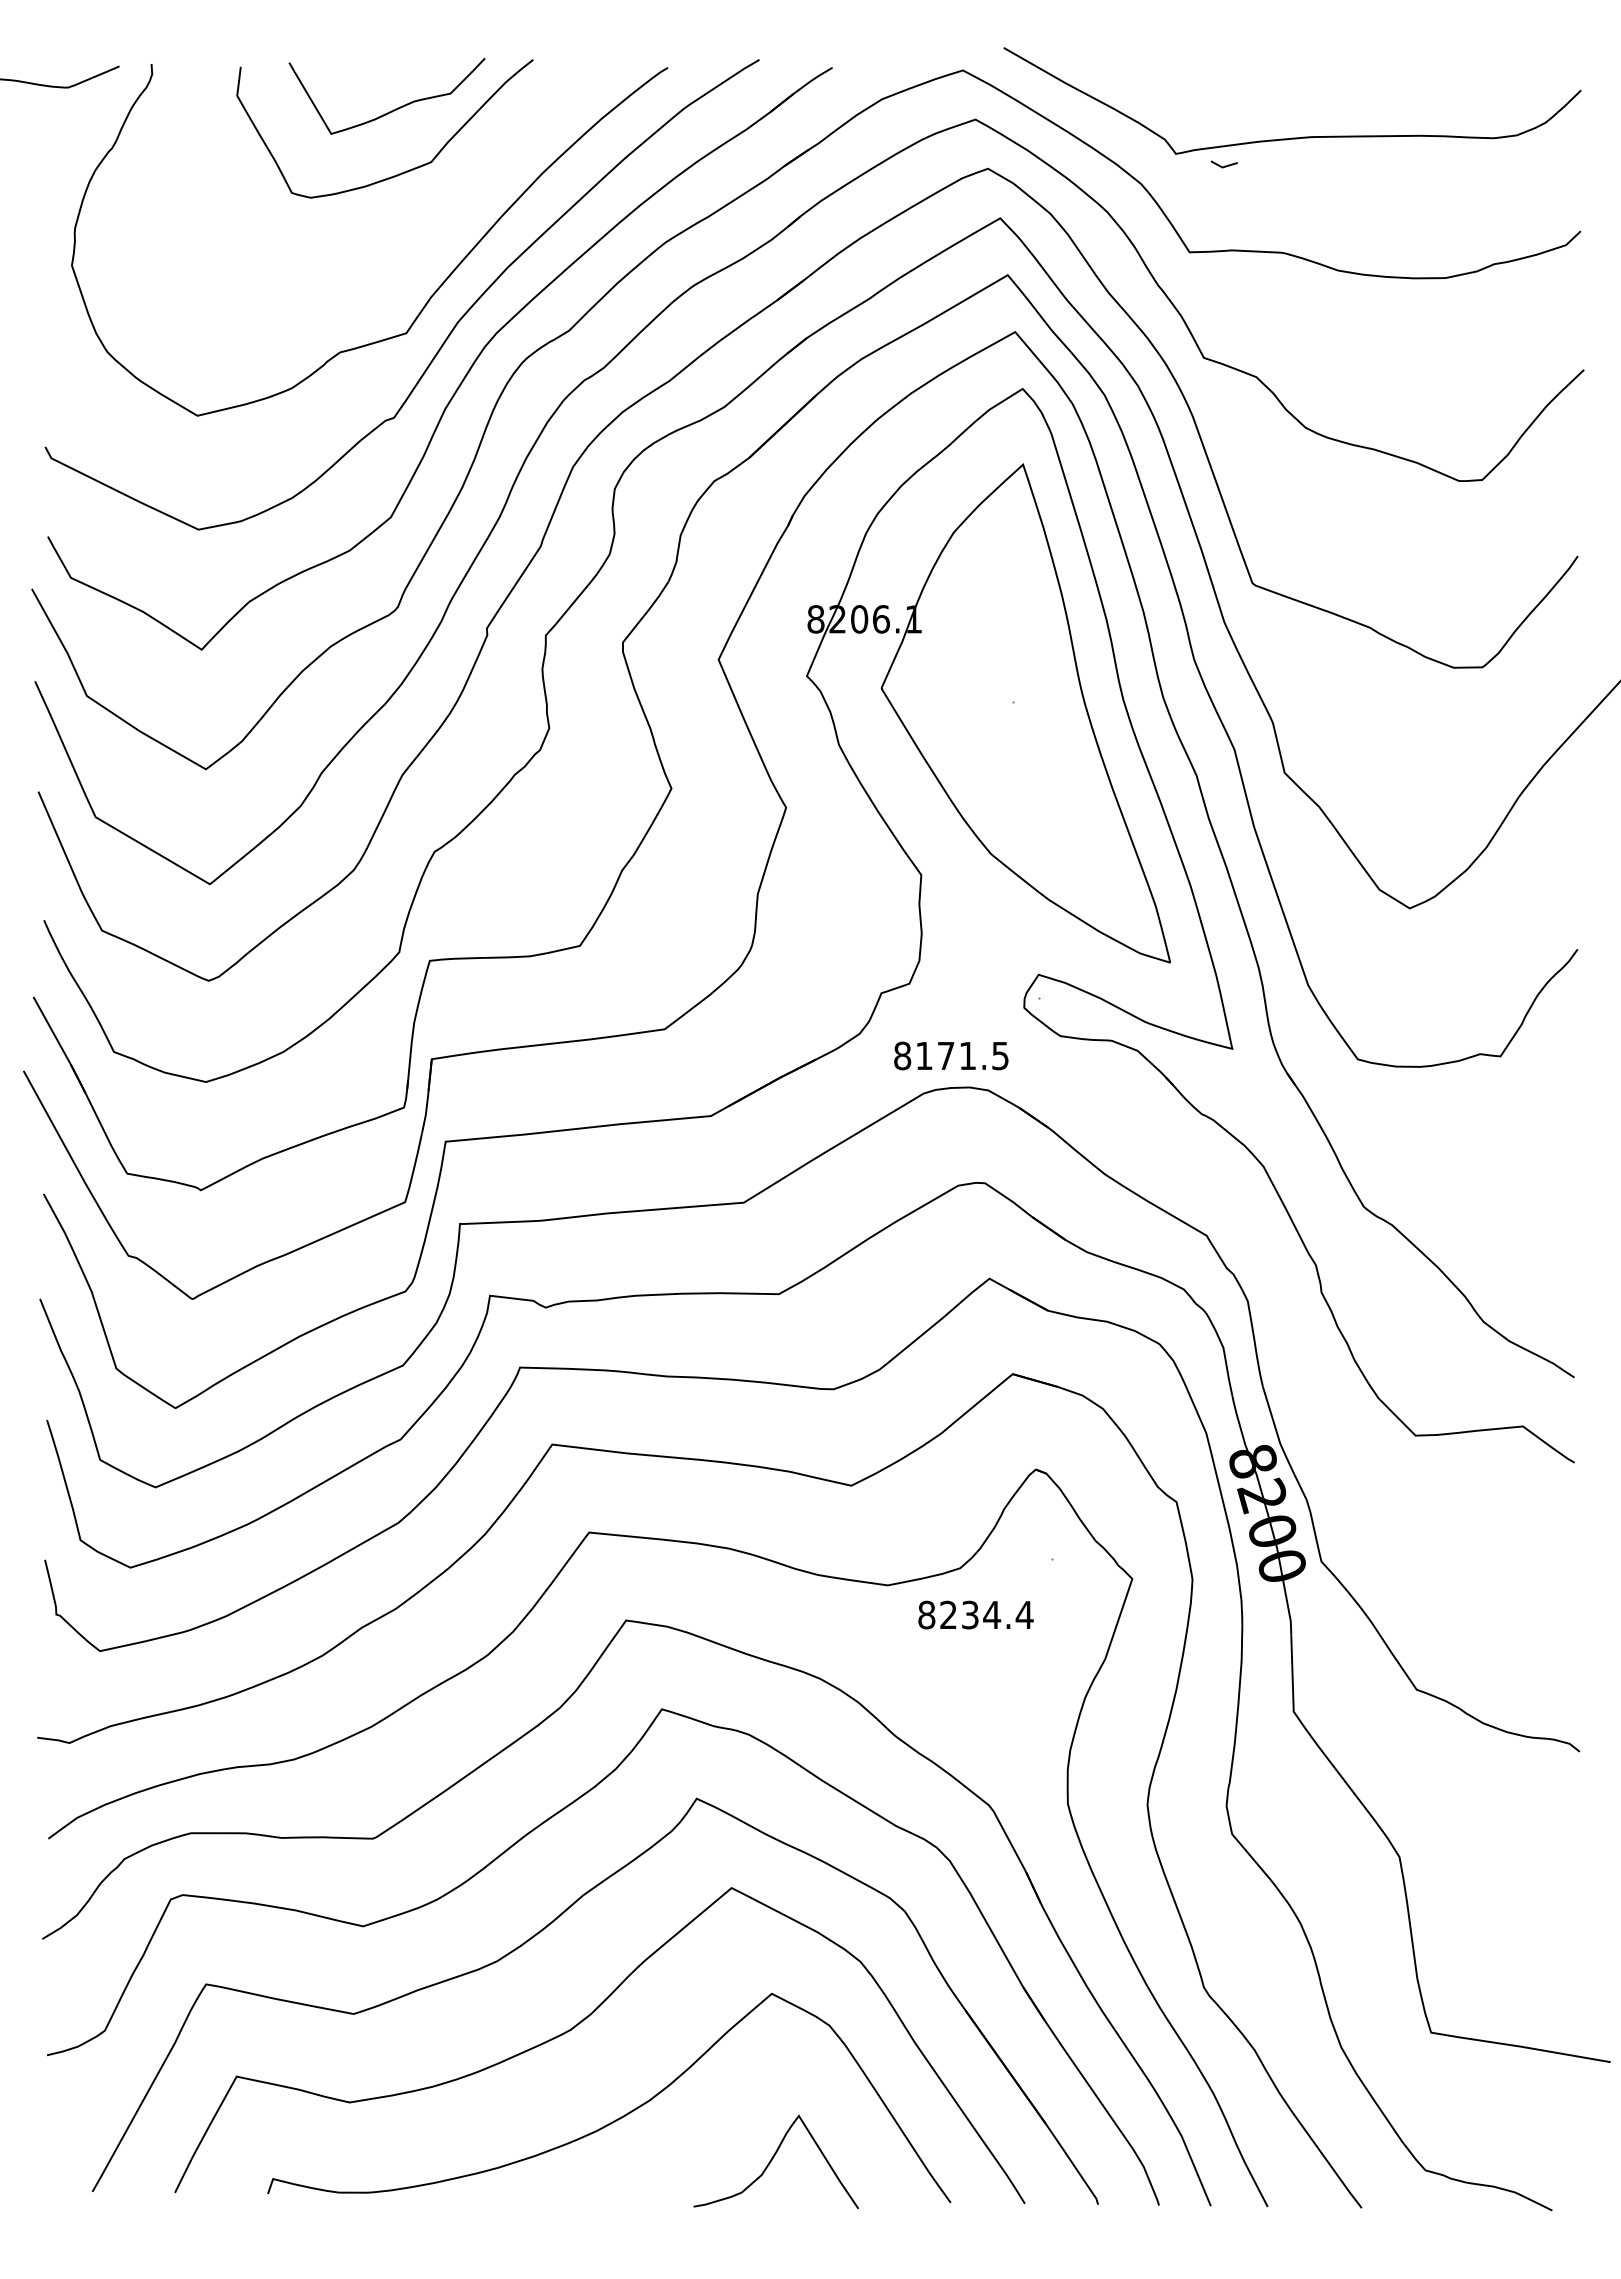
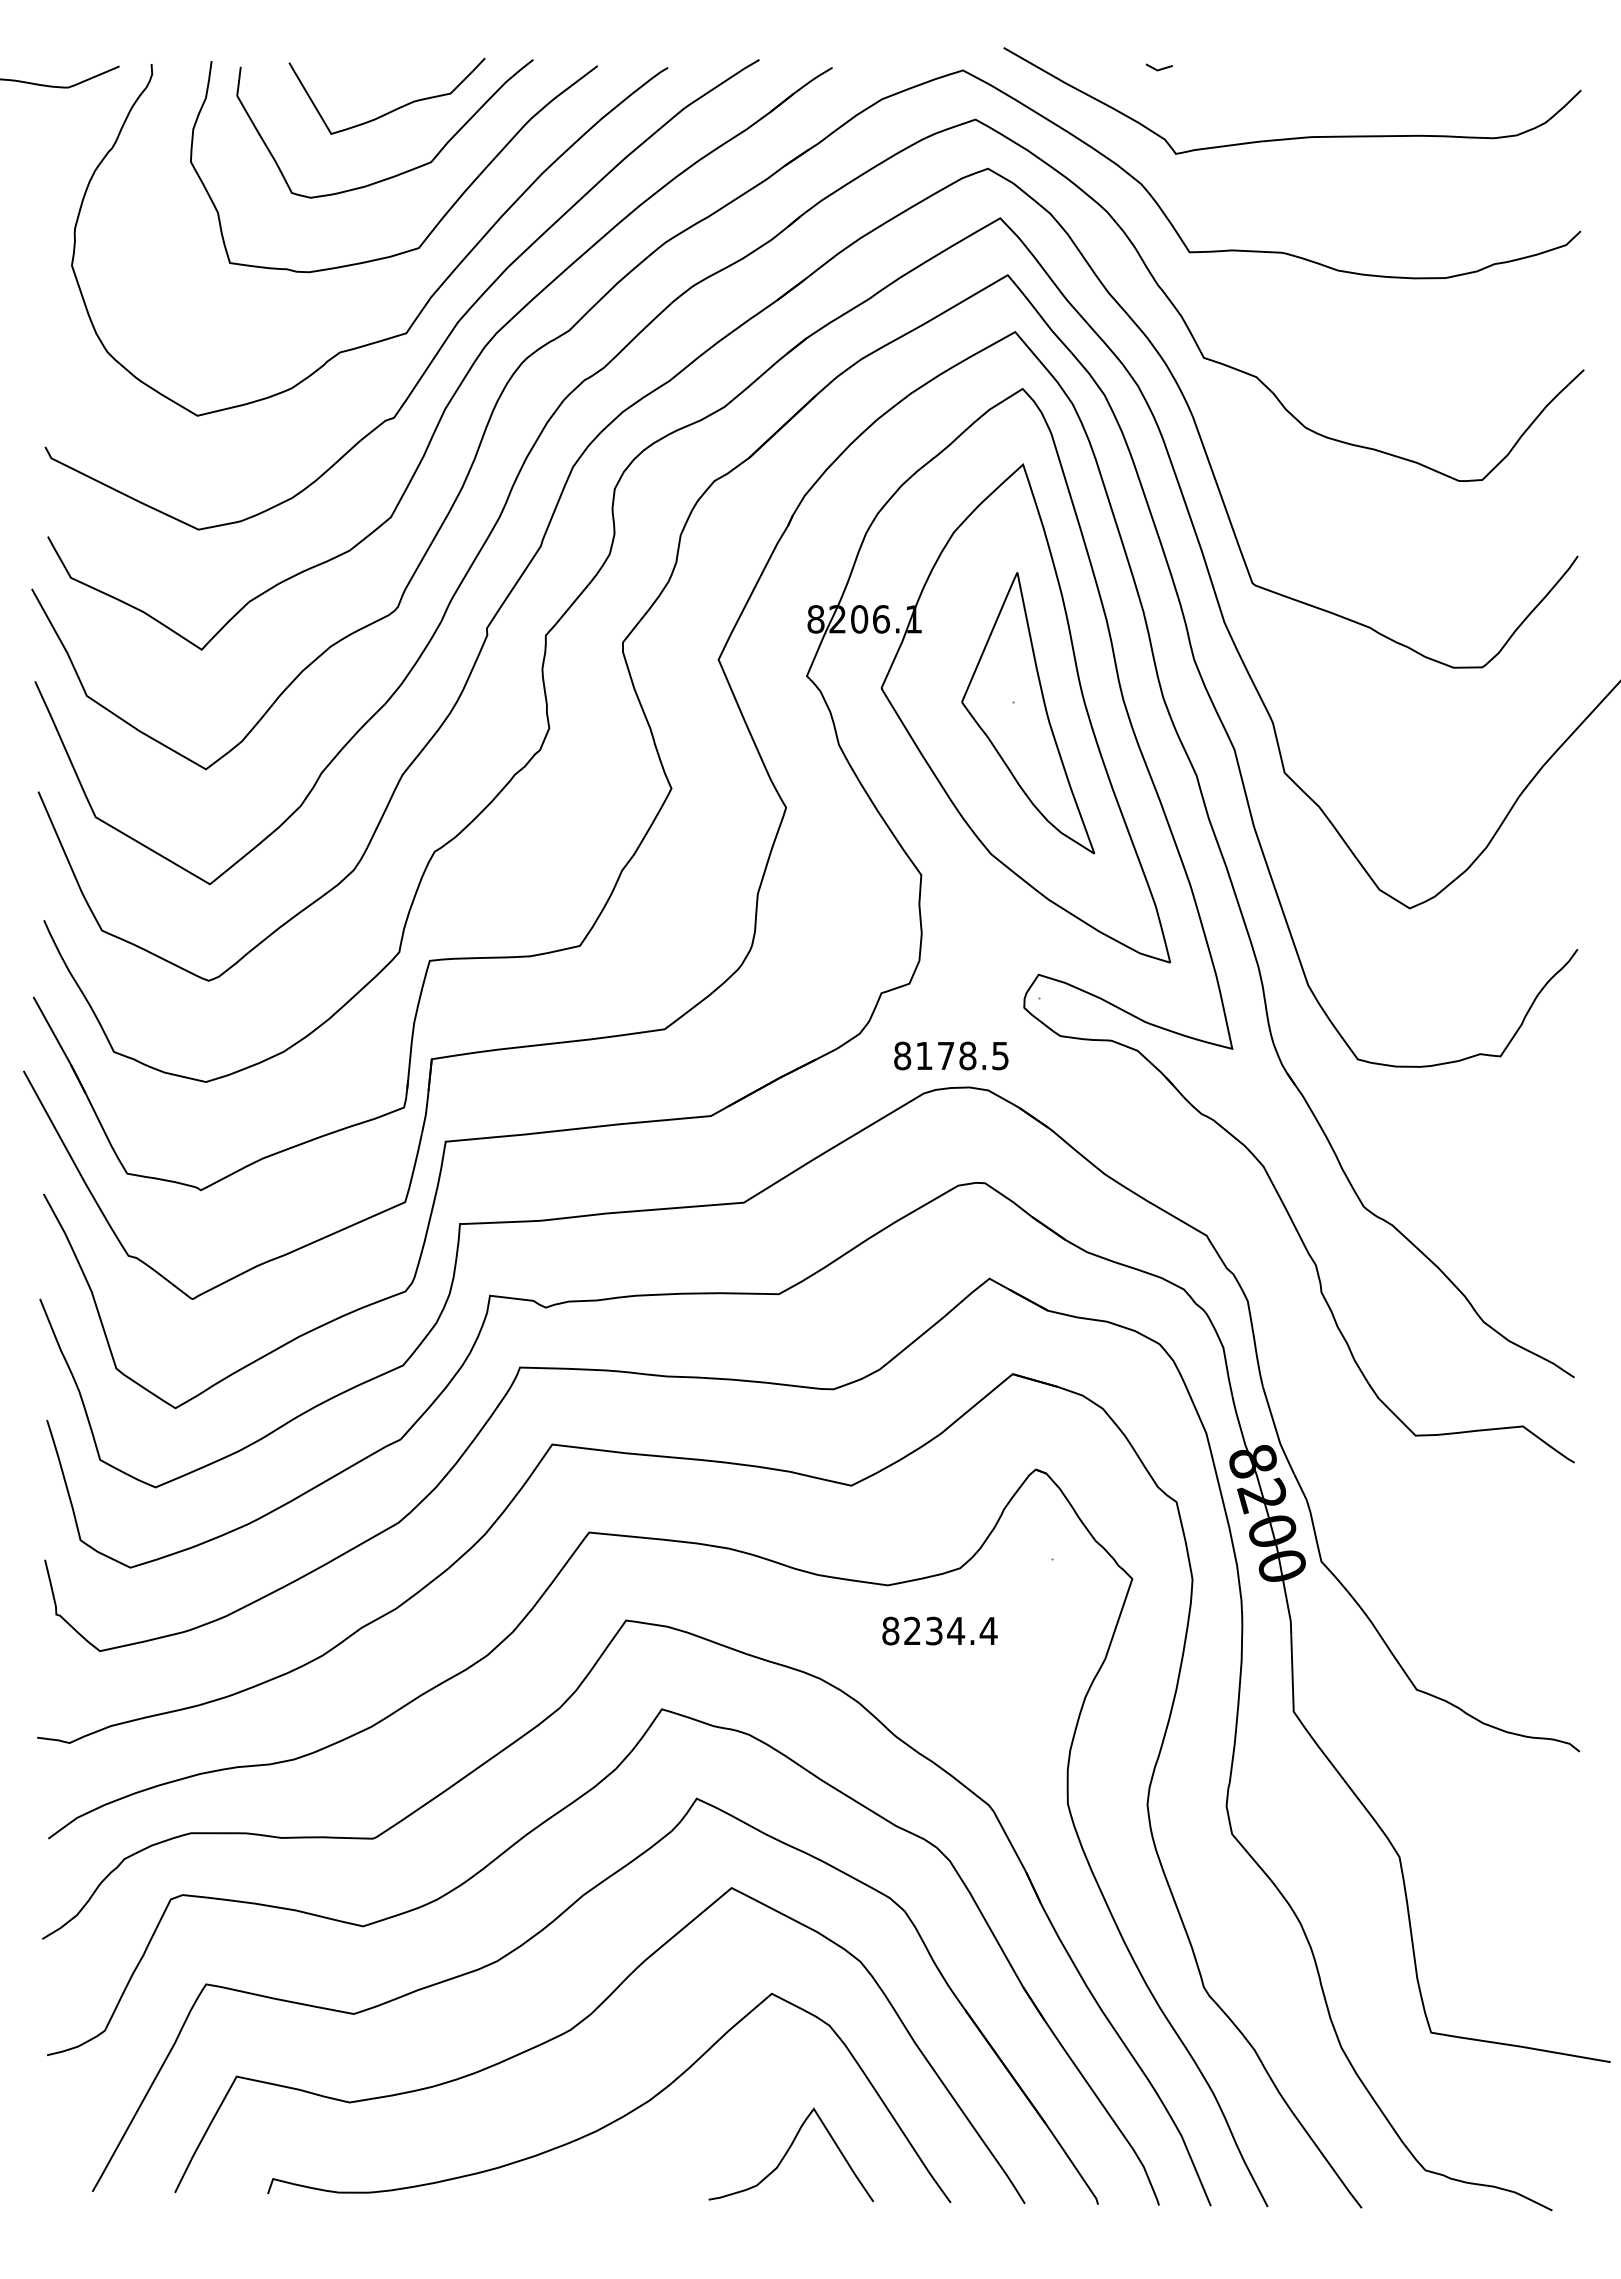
line position: (1224, 165) -> (1159, 68) (1159, 68)
curve: none -> present (447, 210)
part: none -> present (1028, 713)
text: 8171.5 -> 8178.5 (967, 1055)
text position: (975, 1614) -> (939, 1630) (939, 1630)
curve position: (772, 2160) -> (787, 2153) (787, 2153)
